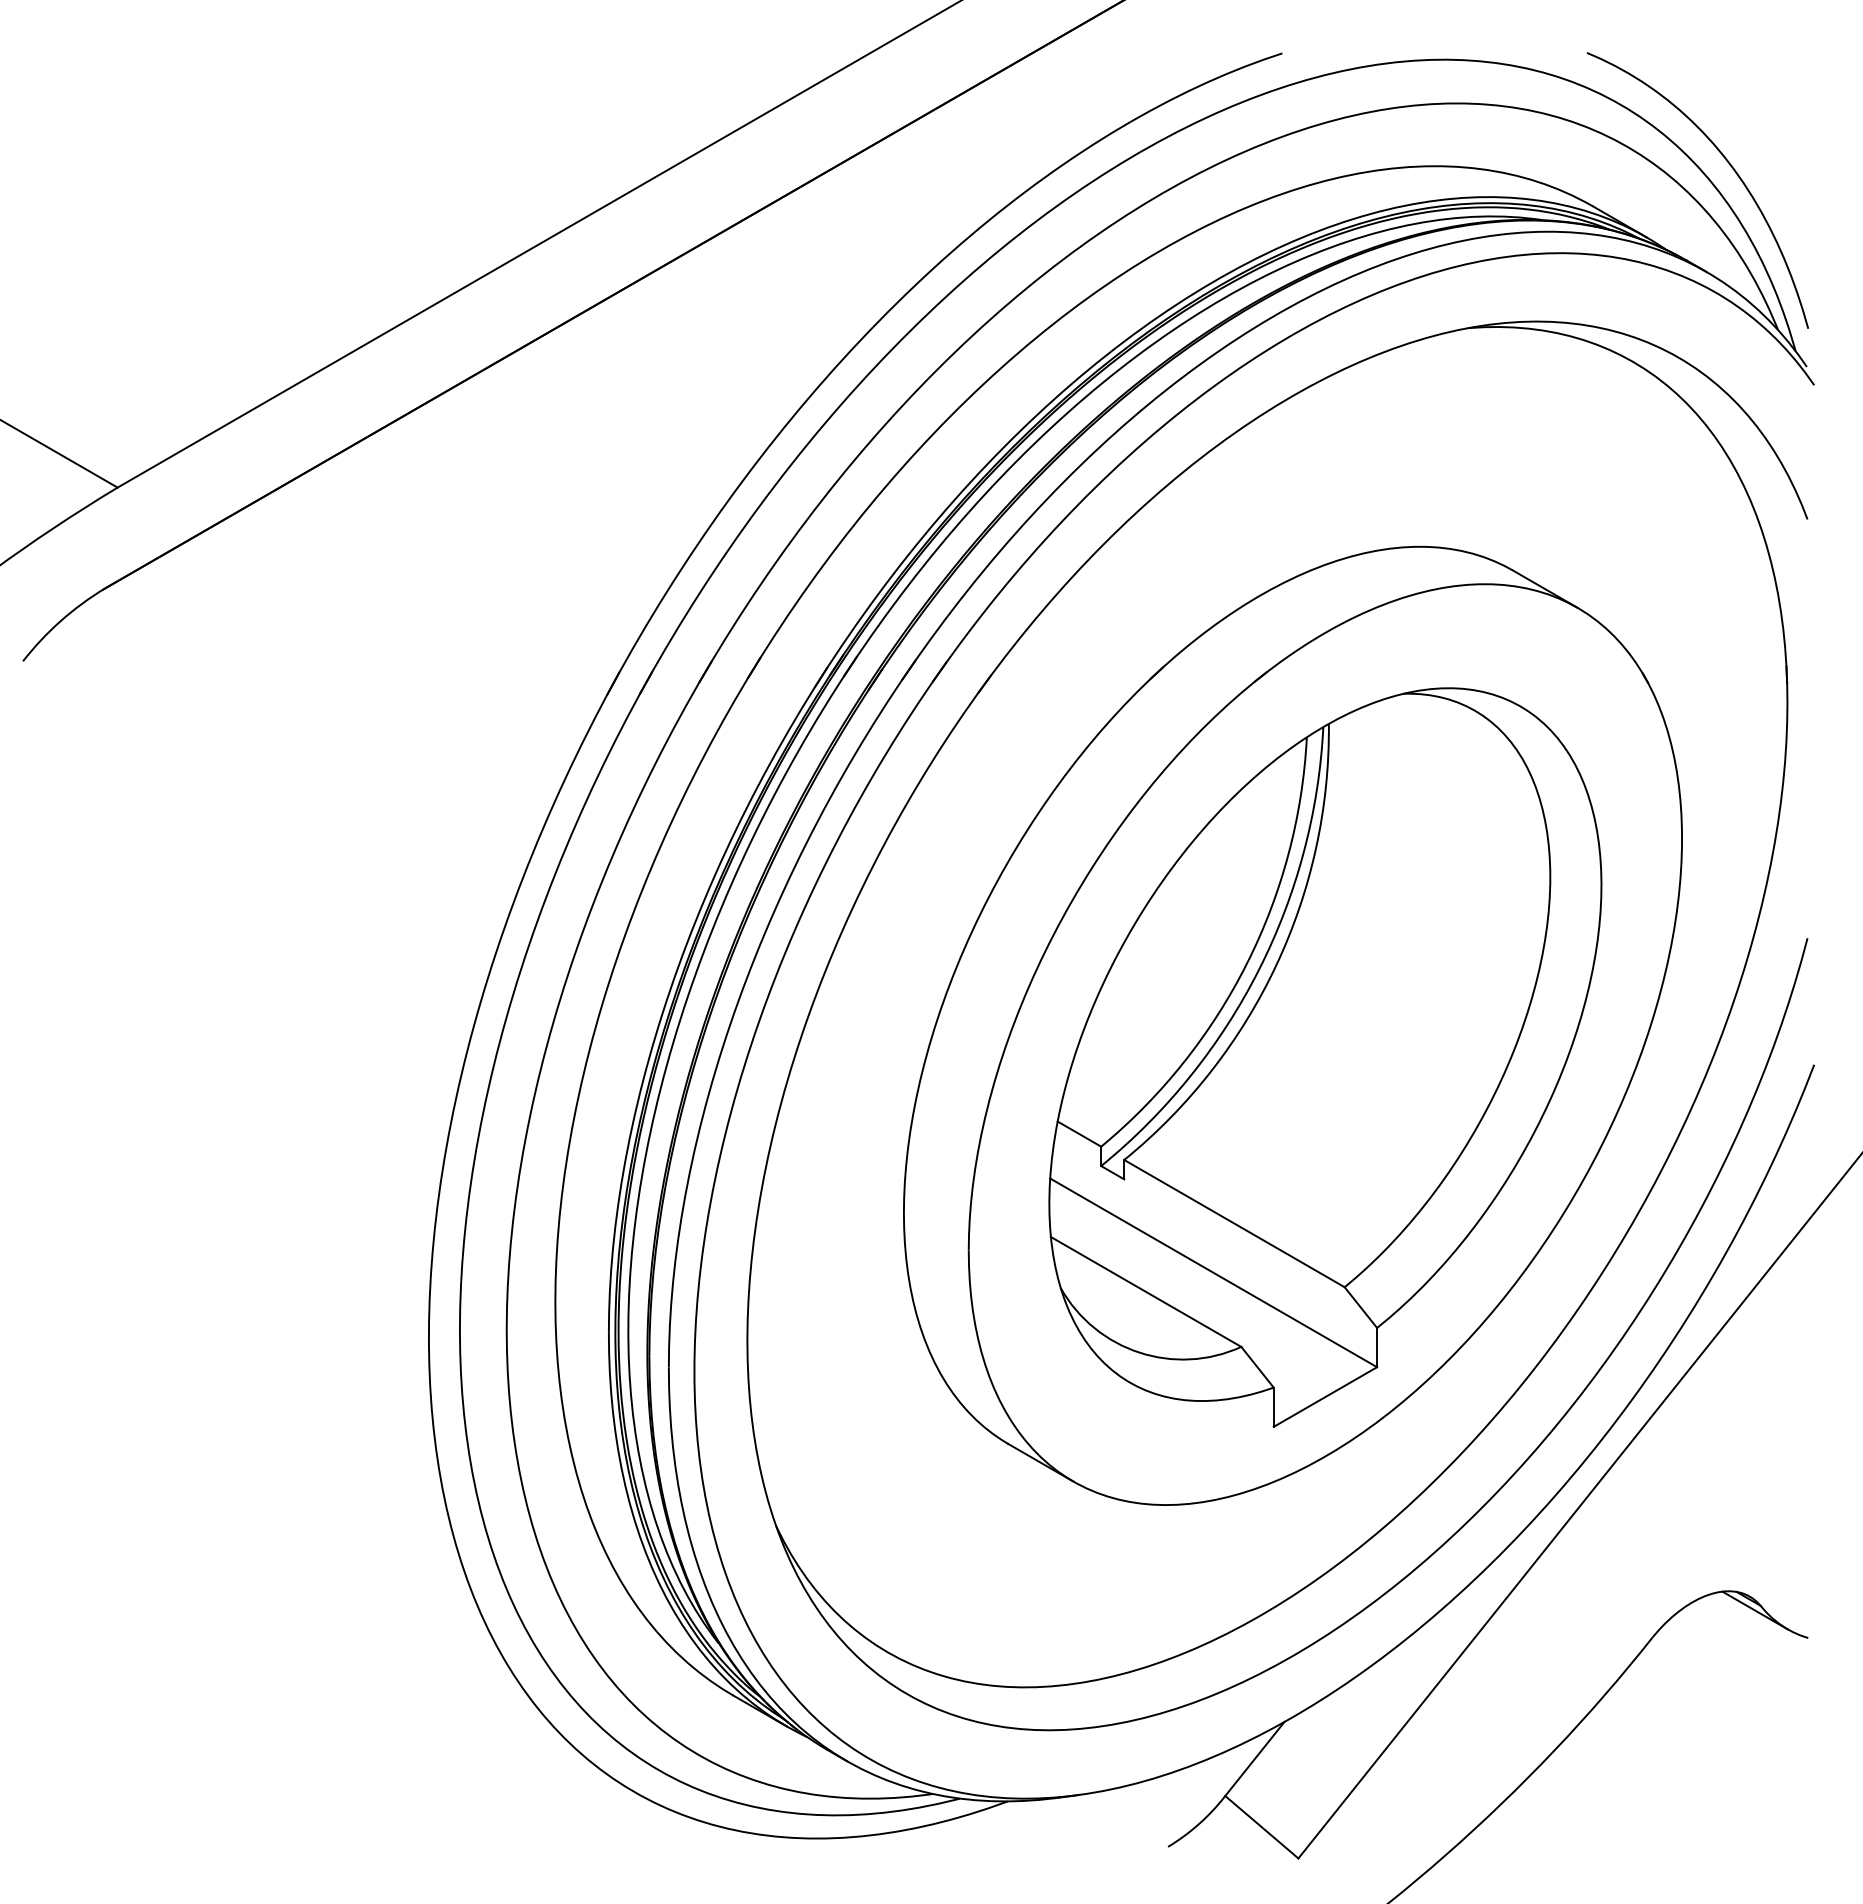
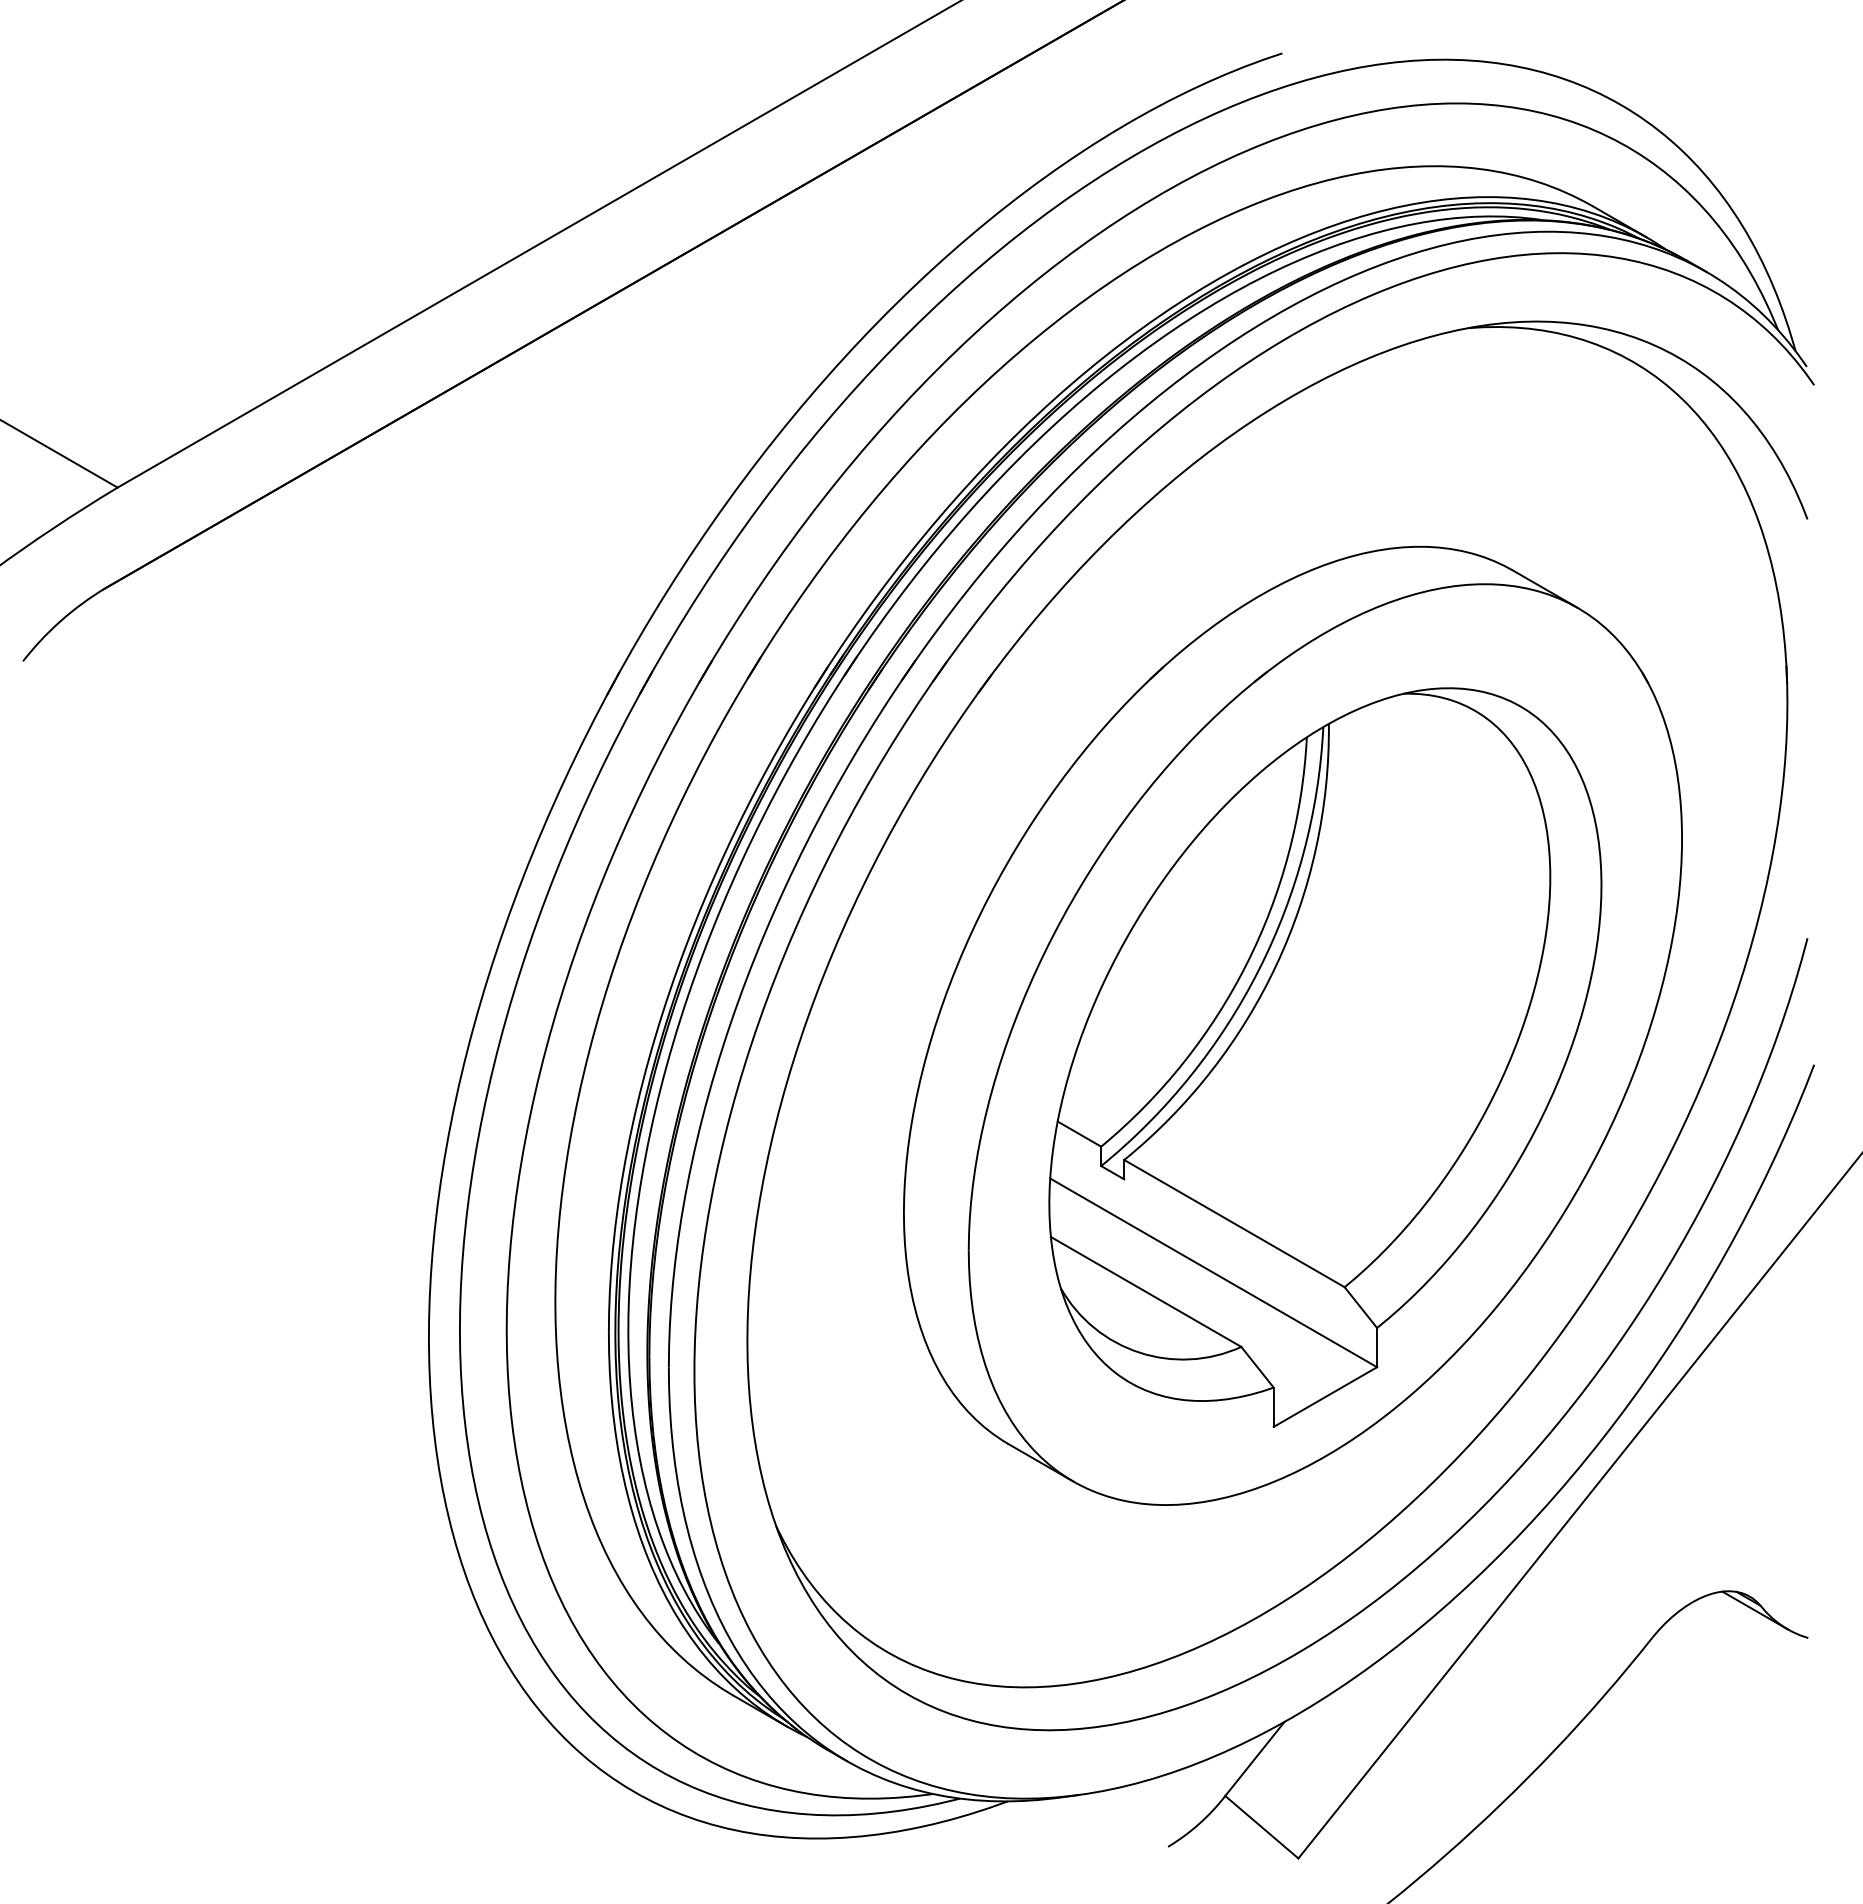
curve: present -> none (1729, 165)
